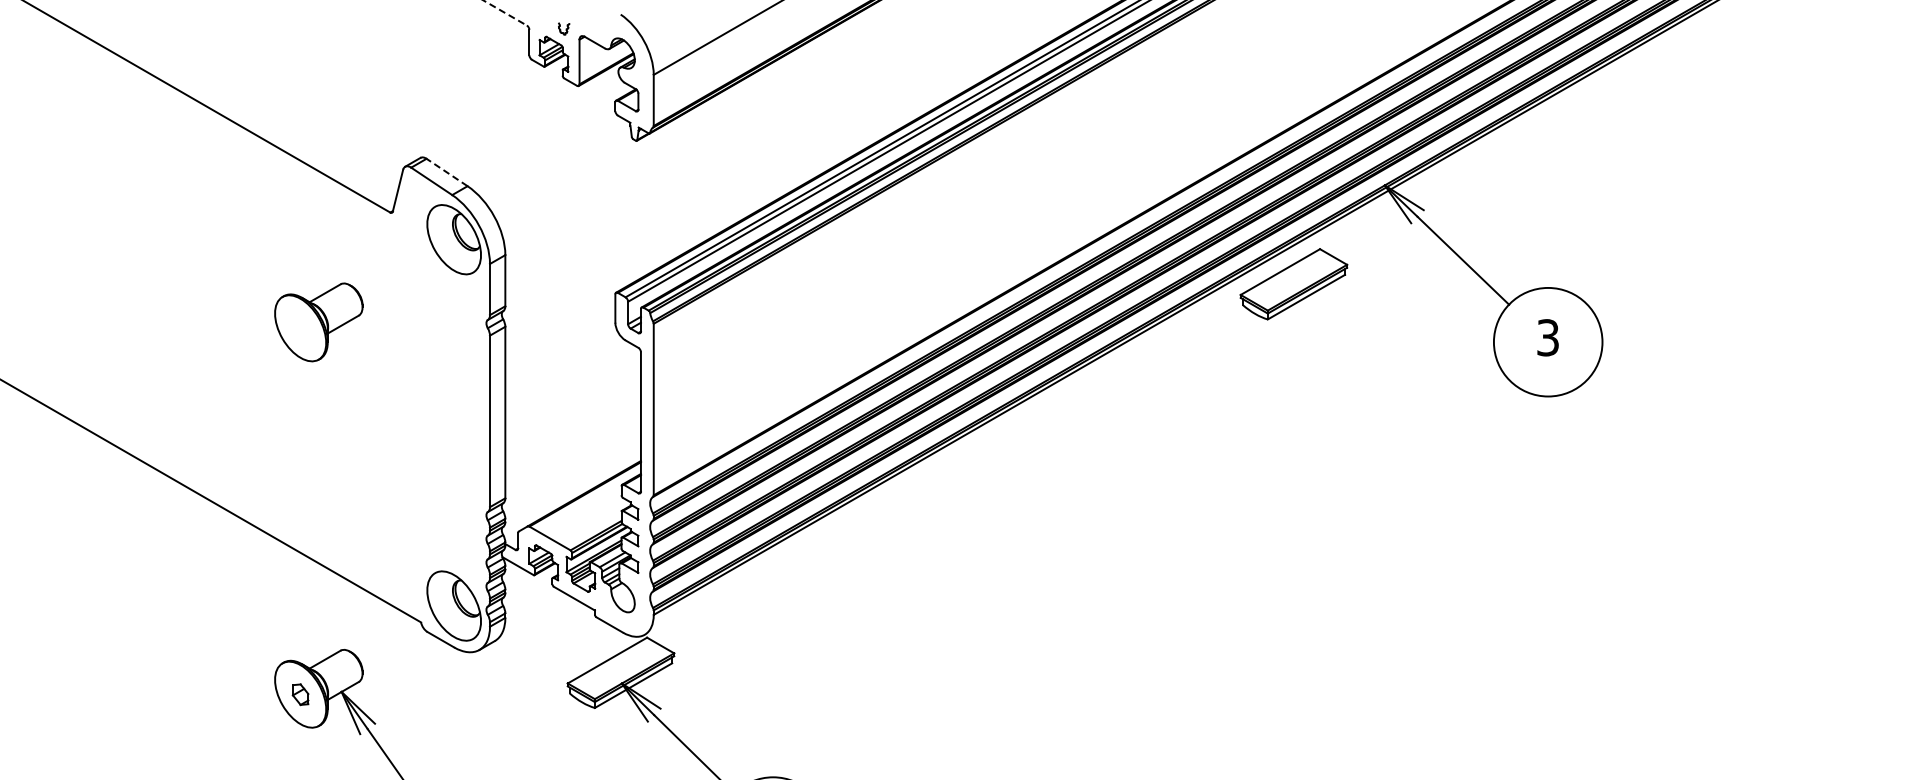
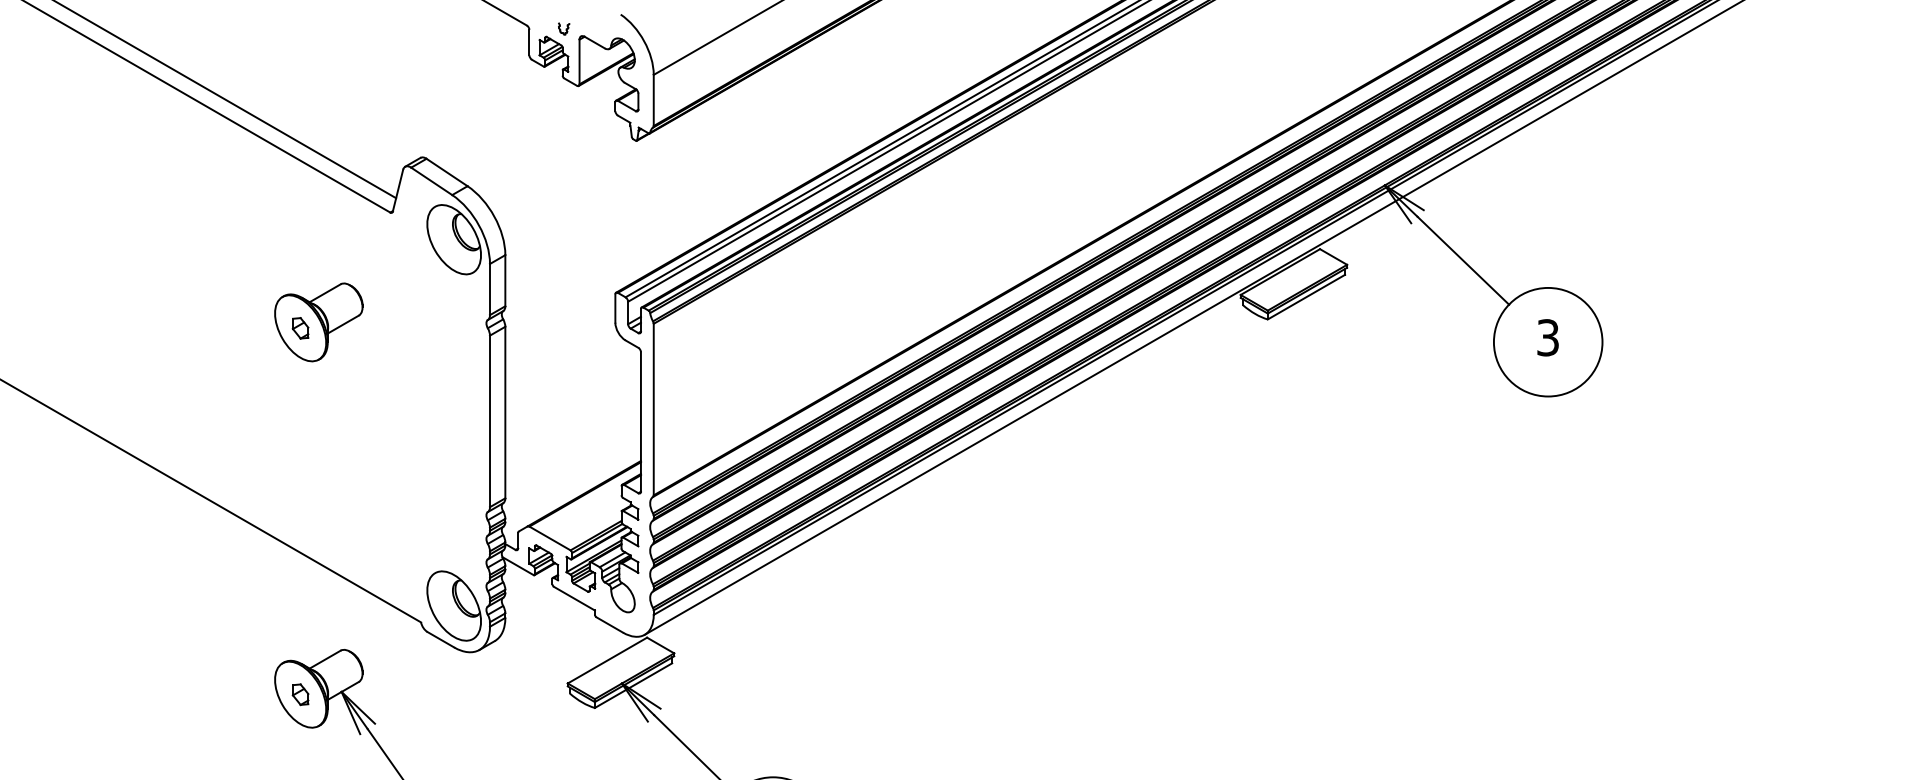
line: dashed -> solid (505, 13)
line: none -> present (226, 100)
line: dashed -> solid (447, 172)
line: none -> present (1192, 318)
part: none -> present (300, 328)
